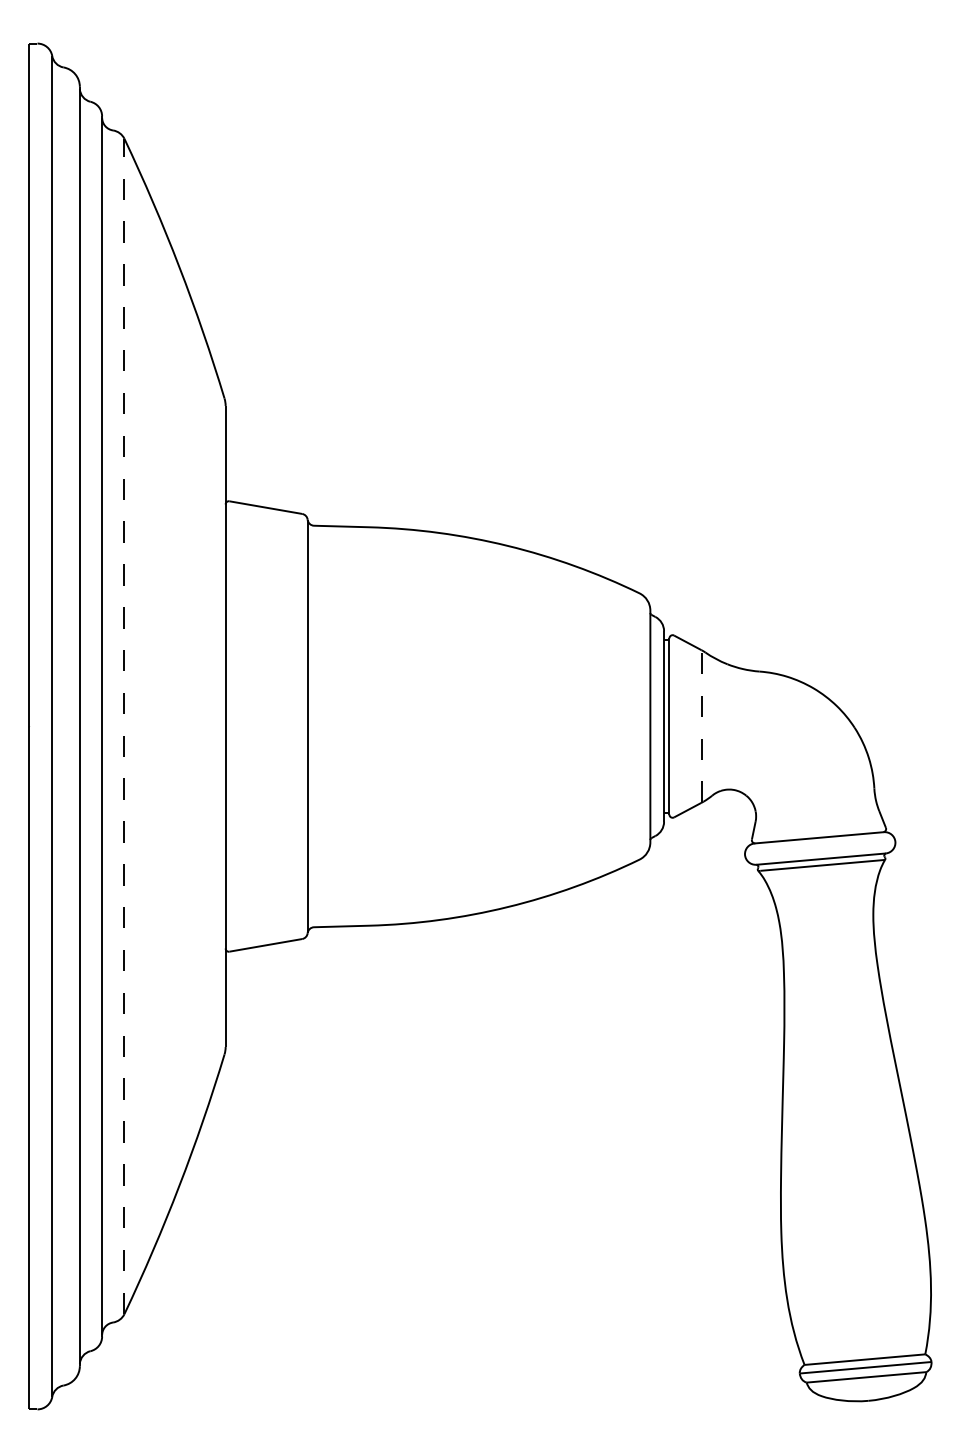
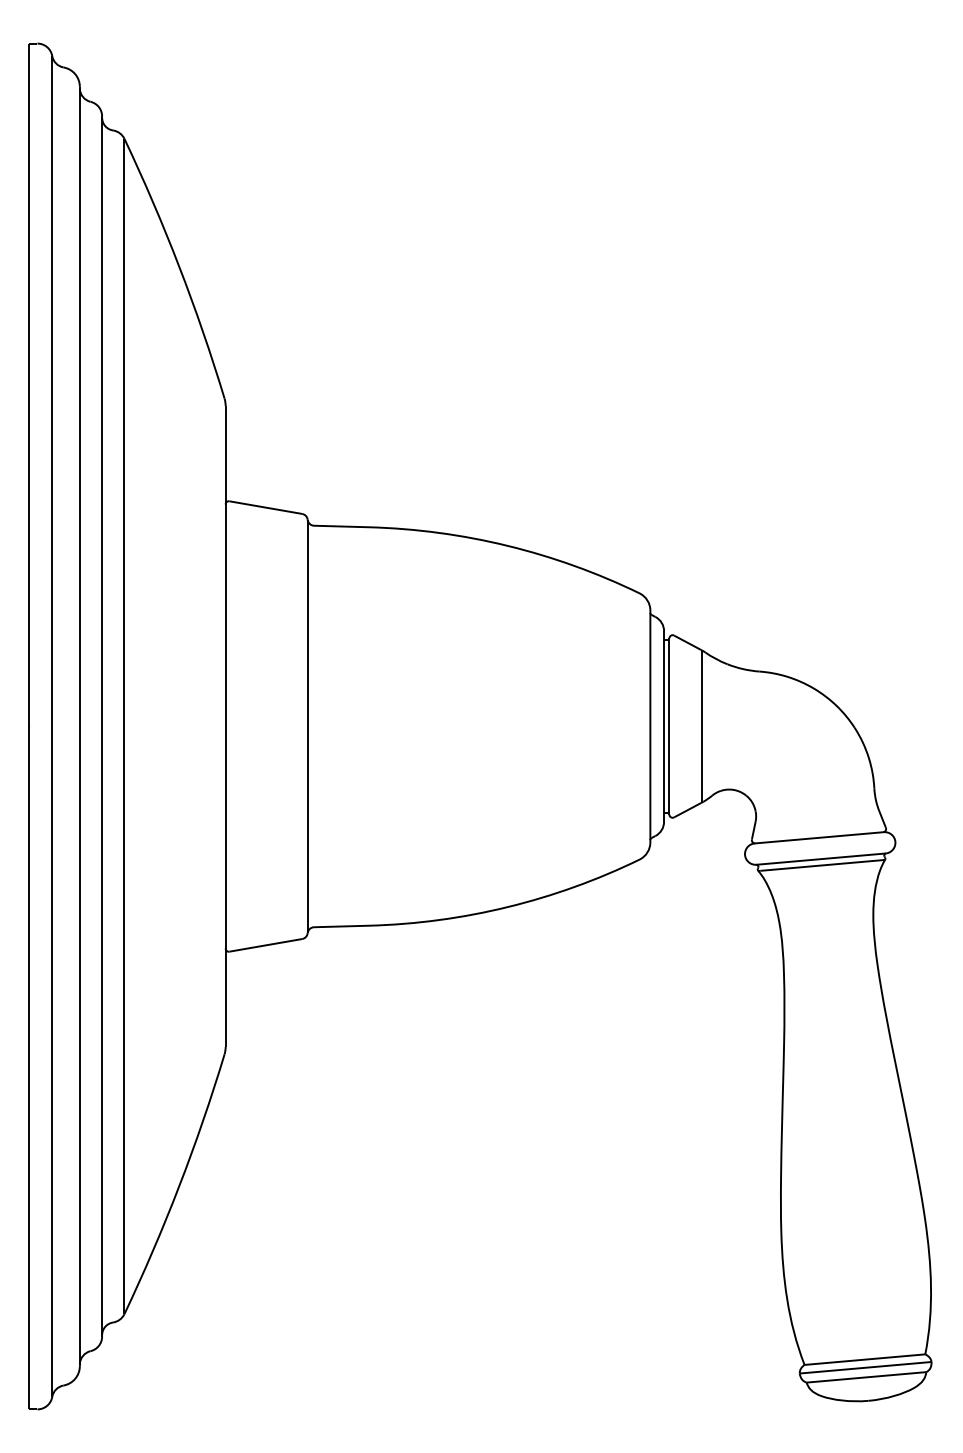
line: dashed -> solid (124, 726)
line: dashed -> solid (701, 726)
